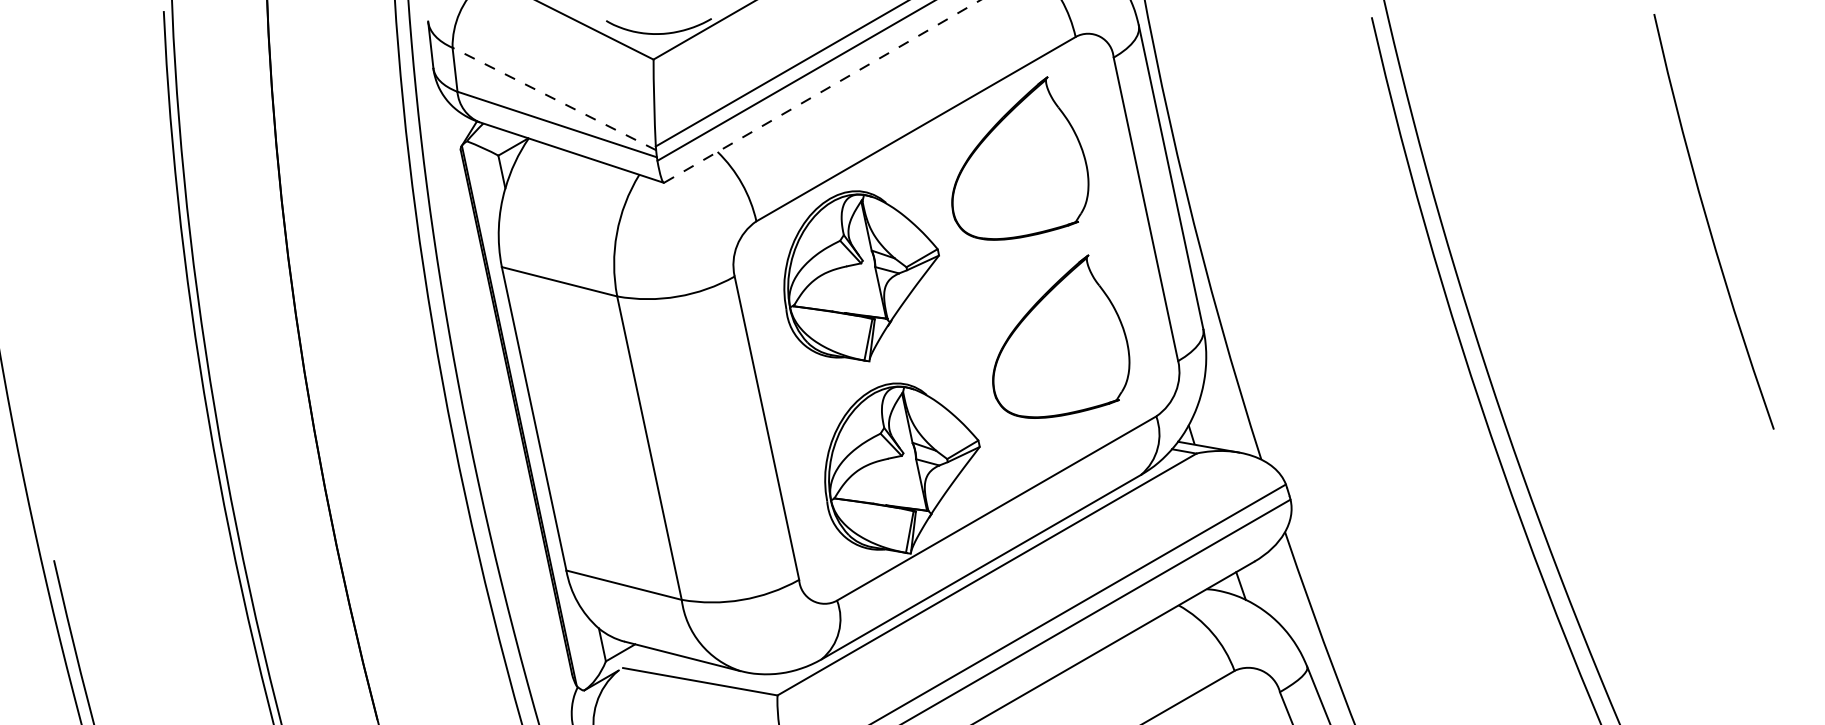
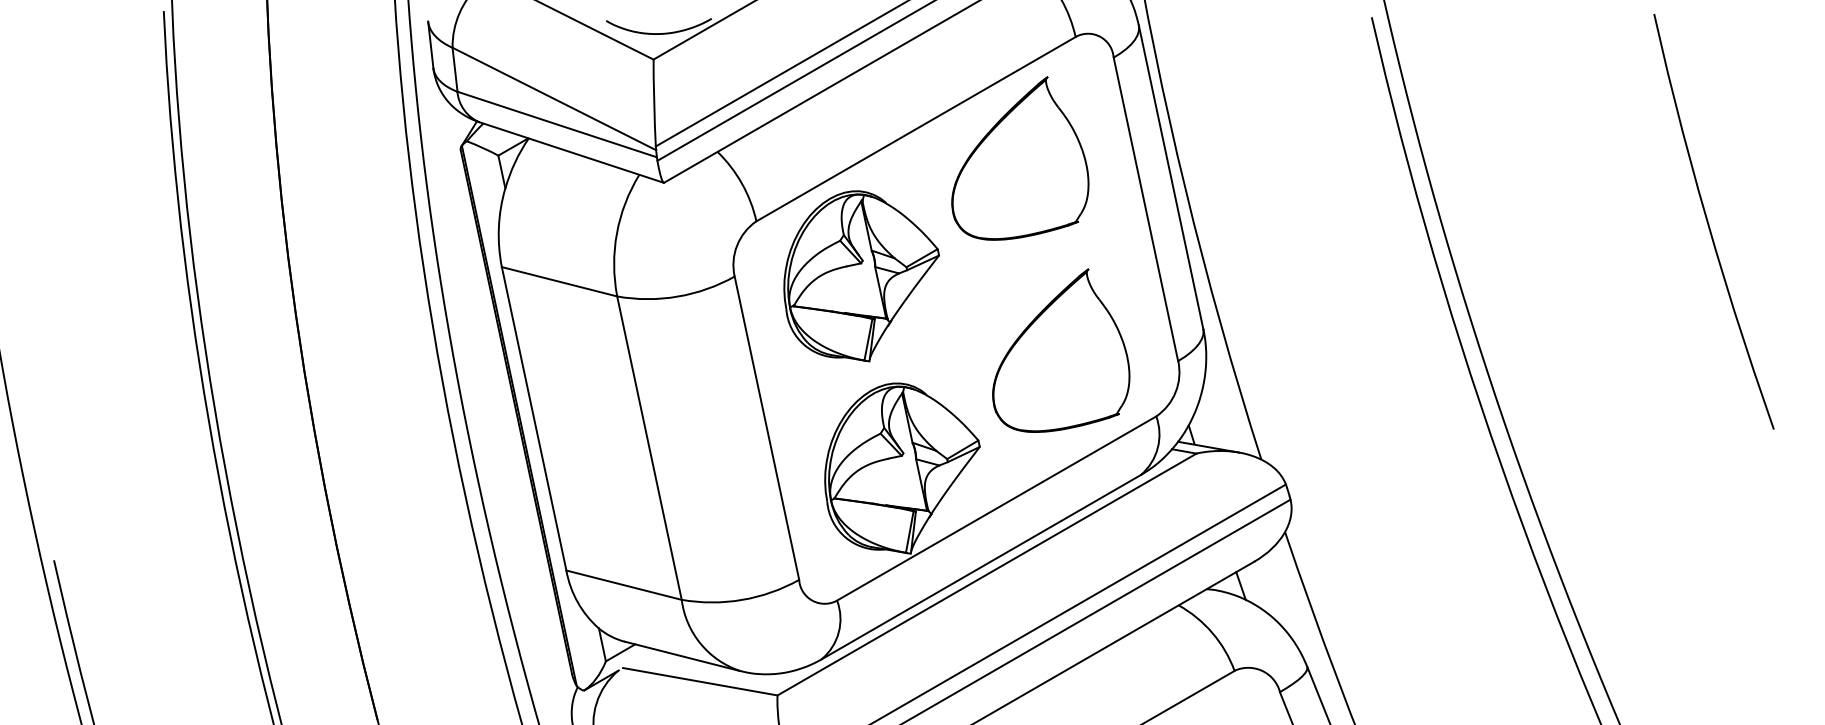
line: dashed -> solid (822, 91)
line: dashed -> solid (554, 98)
part position: (1061, 336) -> (1061, 350) (1061, 350)
